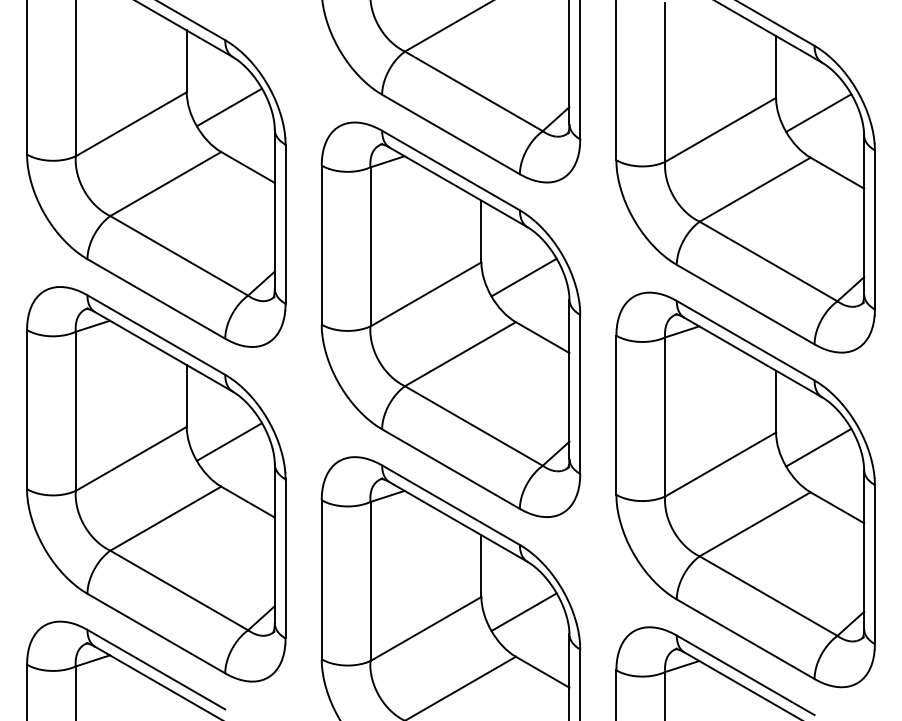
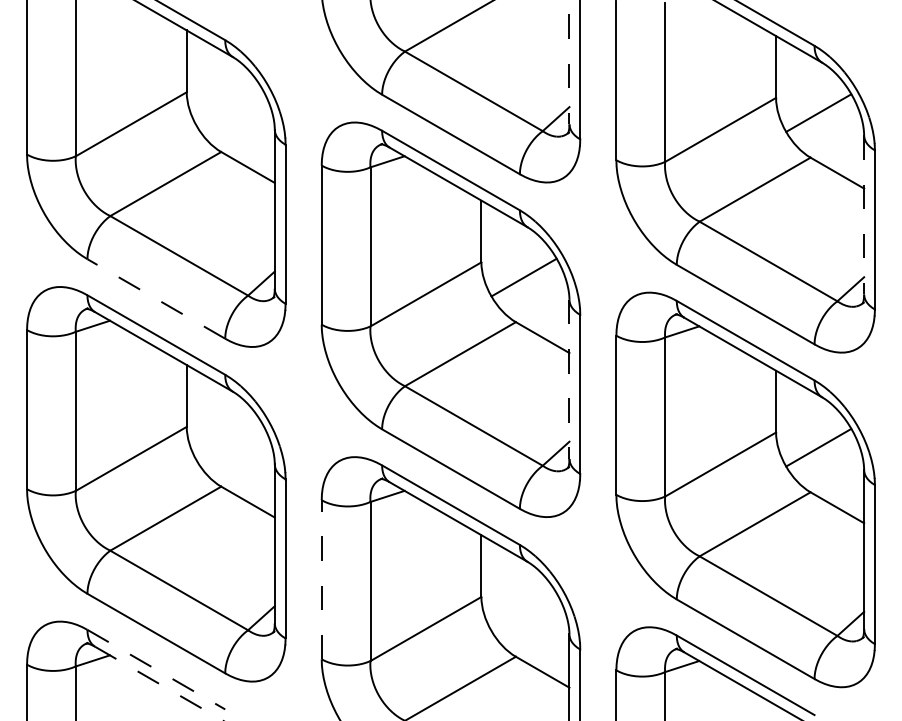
line: solid -> dashed (569, 62)
line: present -> none (228, 107)
line: solid -> dashed (864, 214)
line: solid -> dashed (156, 298)
line: solid -> dashed (569, 379)
line: present -> none (228, 441)
line: solid -> dashed (321, 579)
line: present -> none (523, 612)
line: solid -> dashed (156, 669)
line: solid -> dashed (159, 684)
